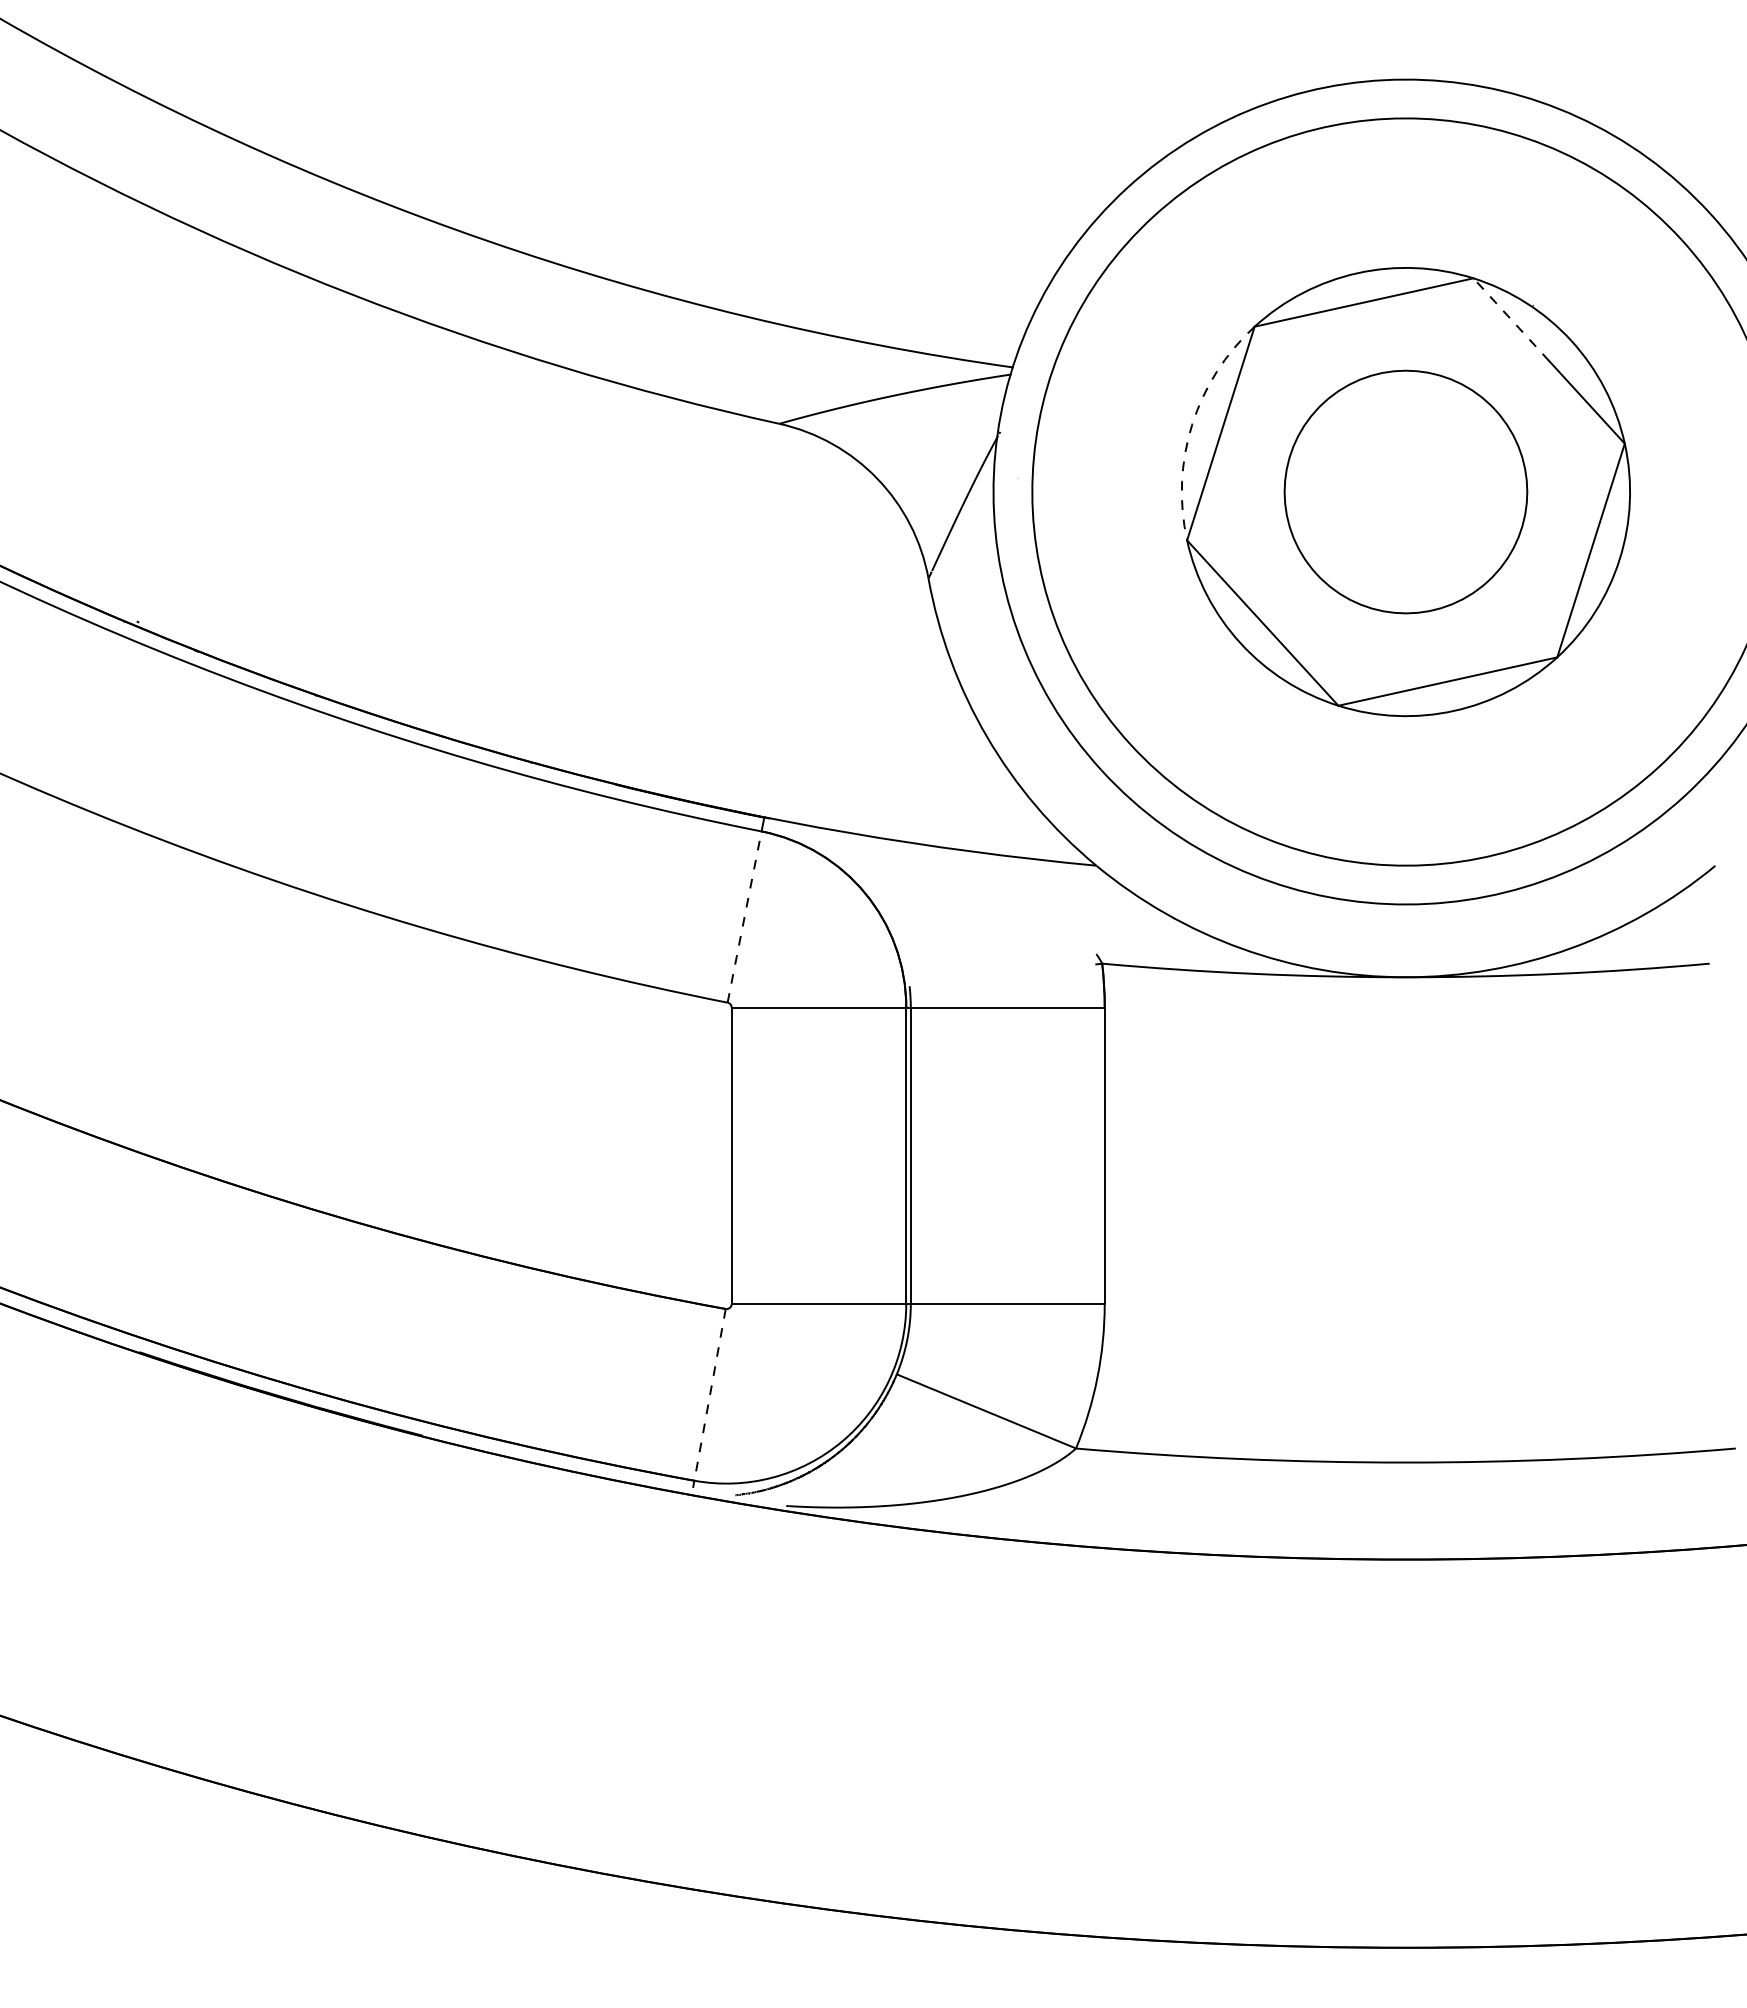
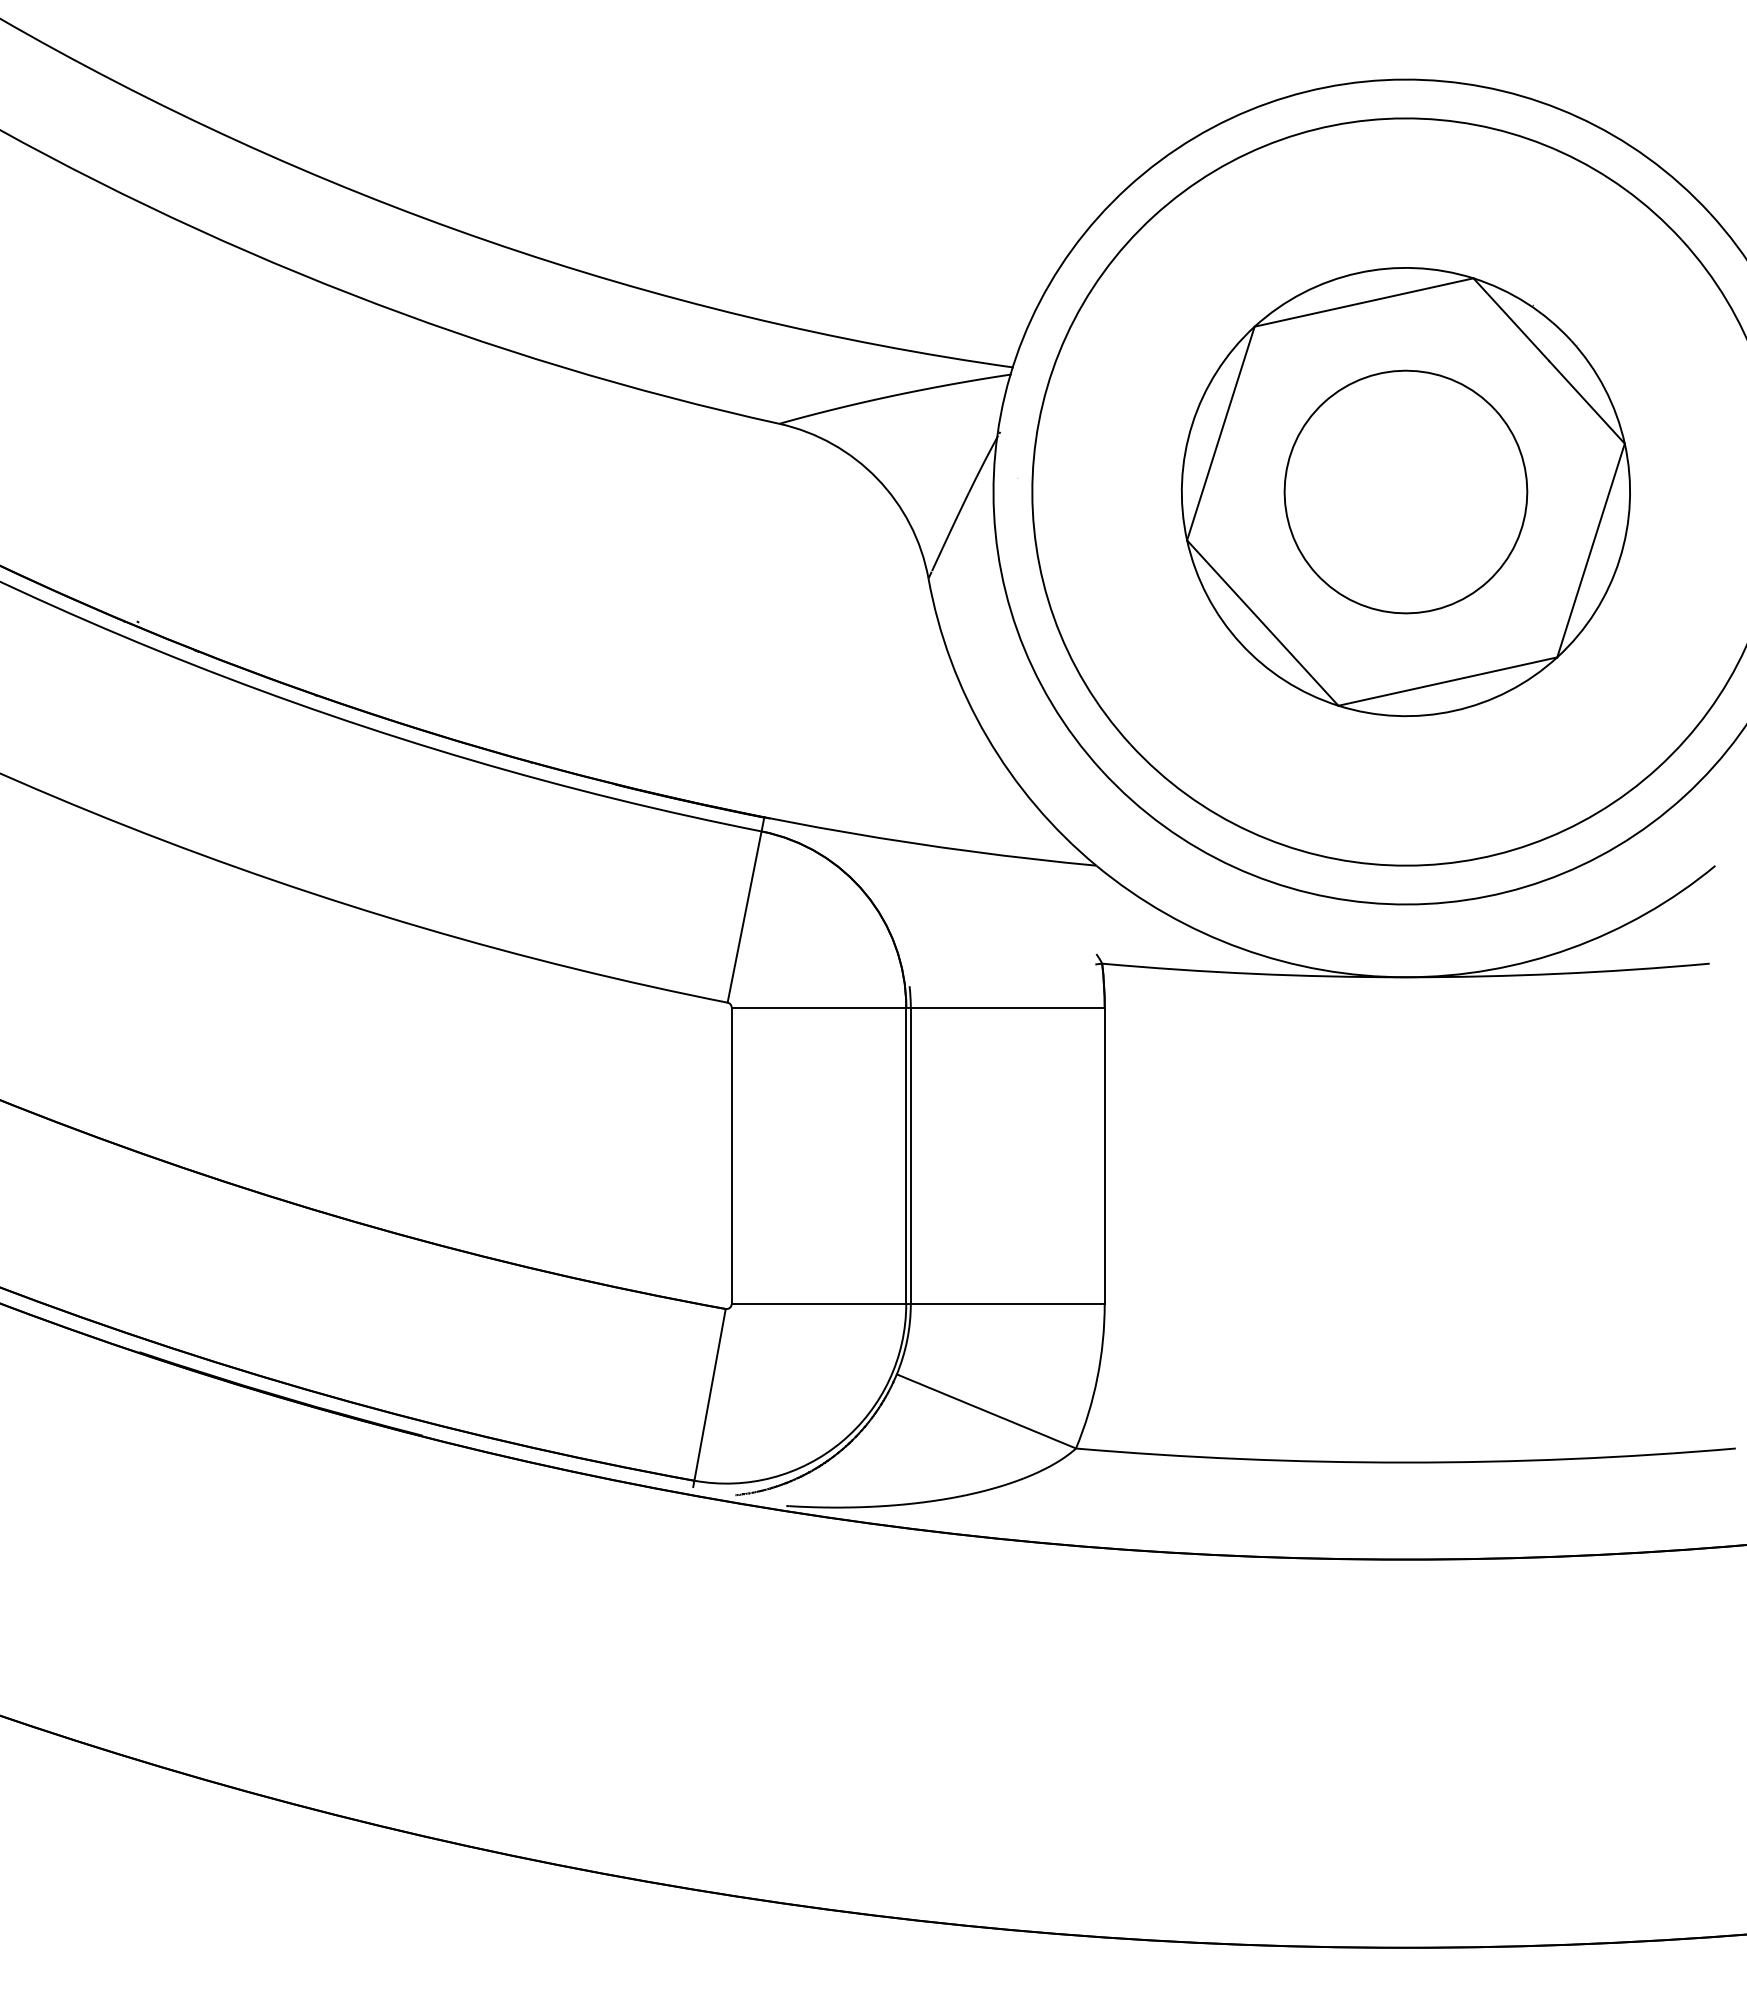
line: dashed -> solid (1510, 319)
arc: dashed -> solid (1192, 424)
line: dashed -> solid (744, 916)
line: dashed -> solid (709, 1395)
